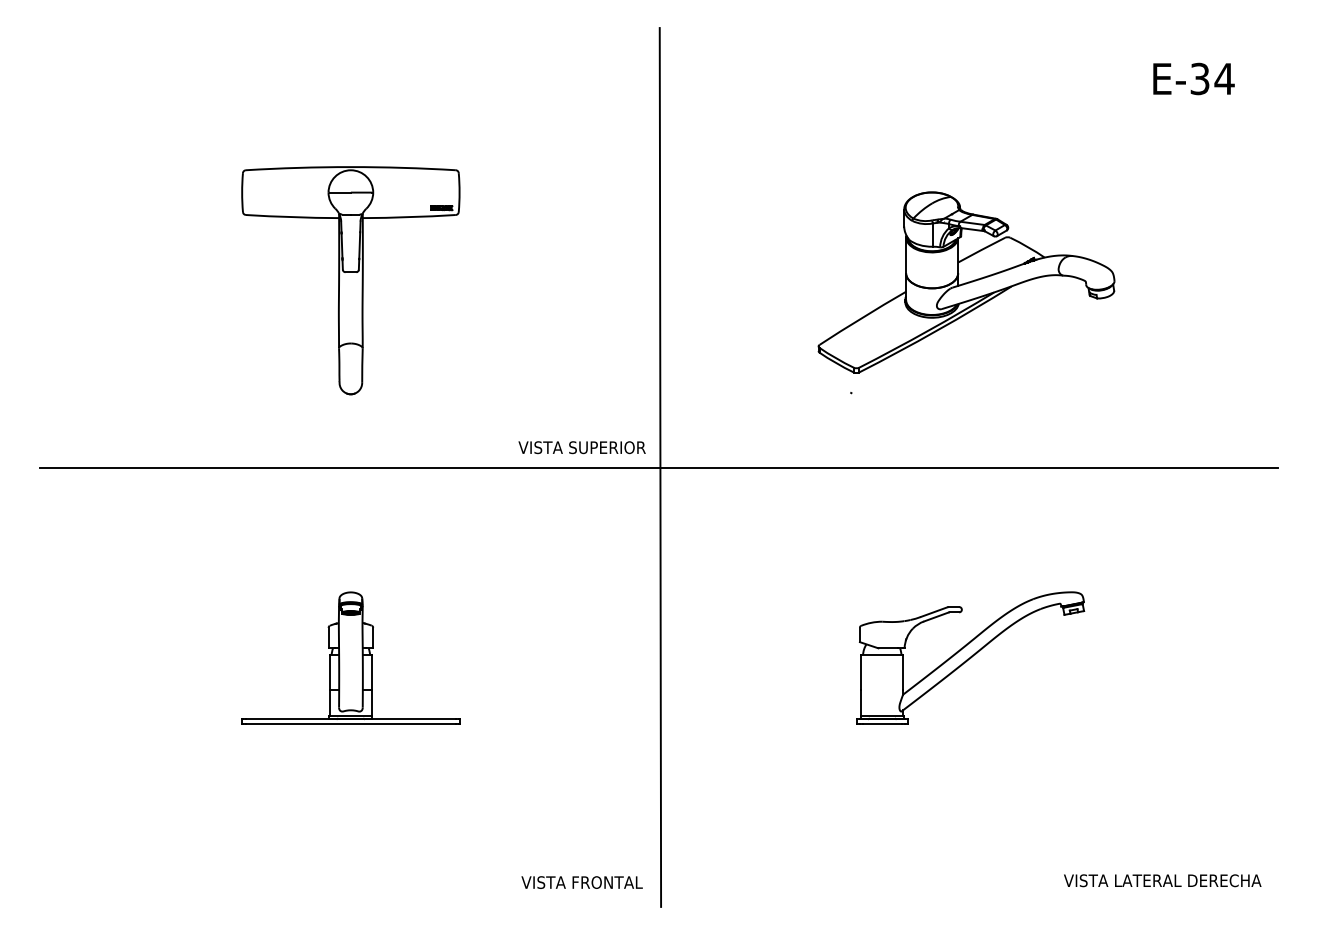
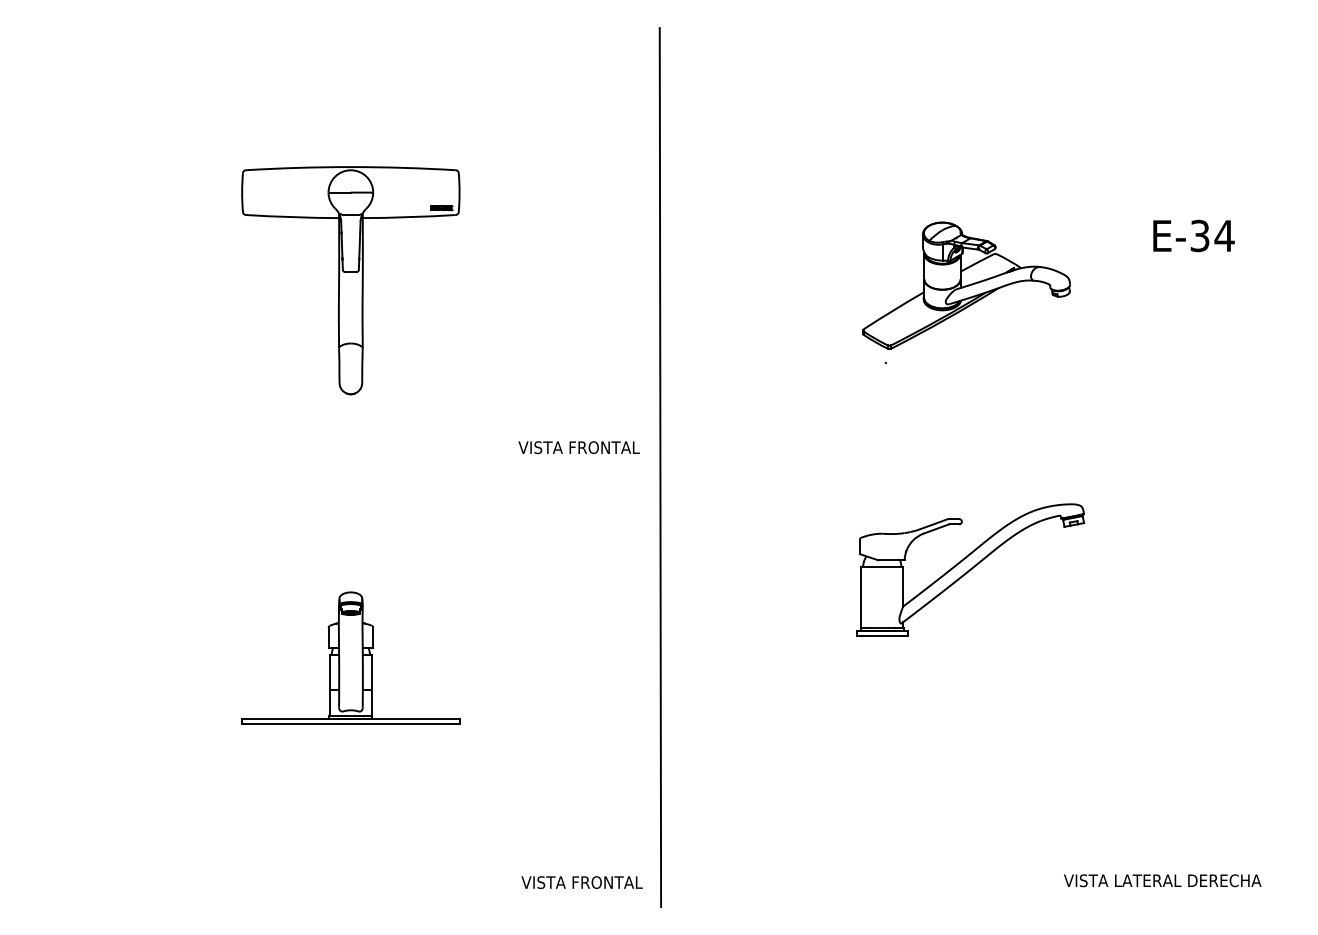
text position: (1193, 78) -> (1193, 235) (1193, 235)
part size: 299x204 px -> 209x144 px (966, 292)
text: VISTA SUPERIOR -> VISTA FRONTAL (607, 447)
line: present -> none (658, 468)
part position: (970, 657) -> (970, 569) (970, 569)
